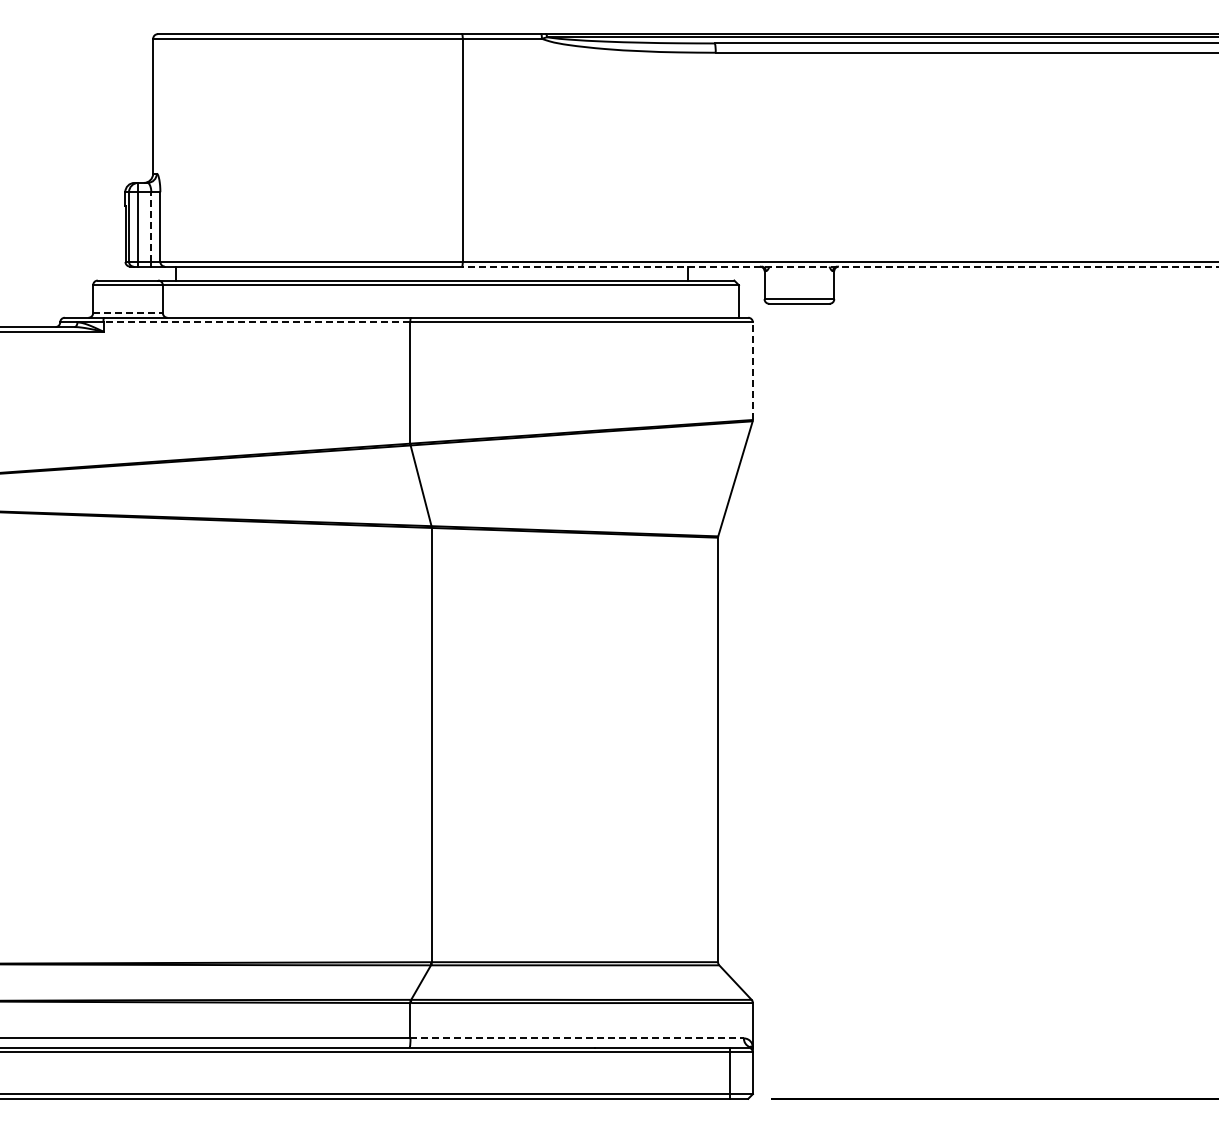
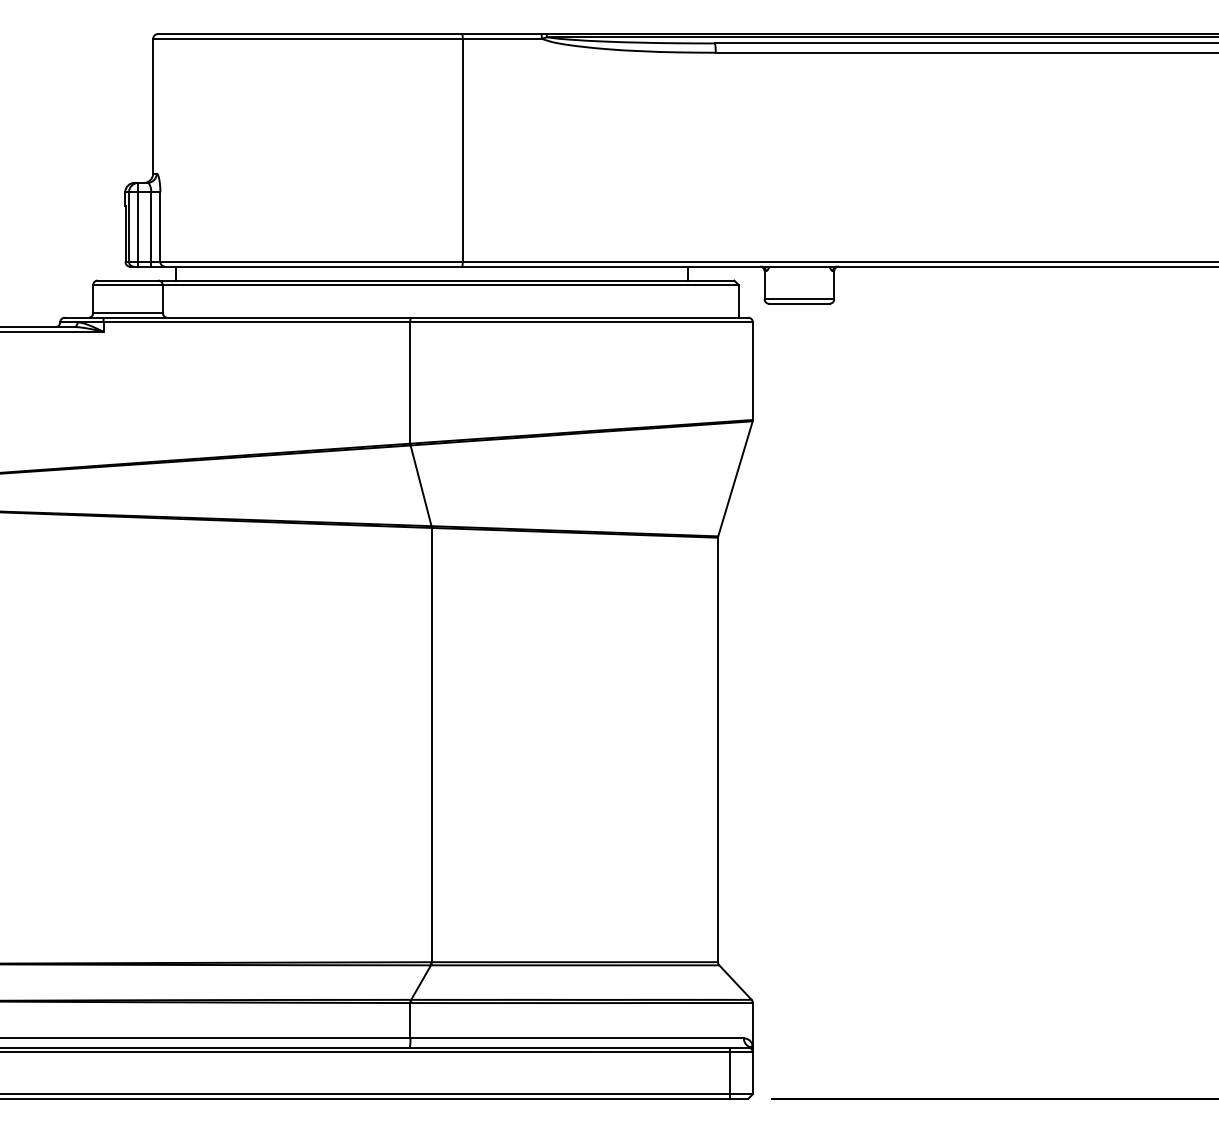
line: dashed -> solid (151, 227)
line: dashed -> solid (840, 266)
line: dashed -> solid (128, 313)
line: dashed -> solid (256, 322)
line: dashed -> solid (752, 371)
line: dashed -> solid (577, 1038)
